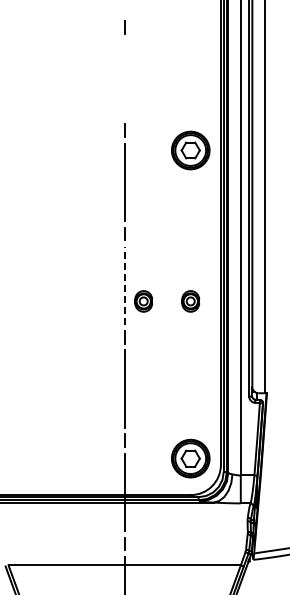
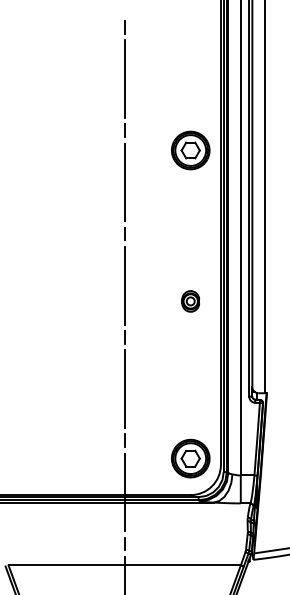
line: none -> present (124, 78)
line: dashed -> solid (124, 285)
part: present -> none (143, 301)
